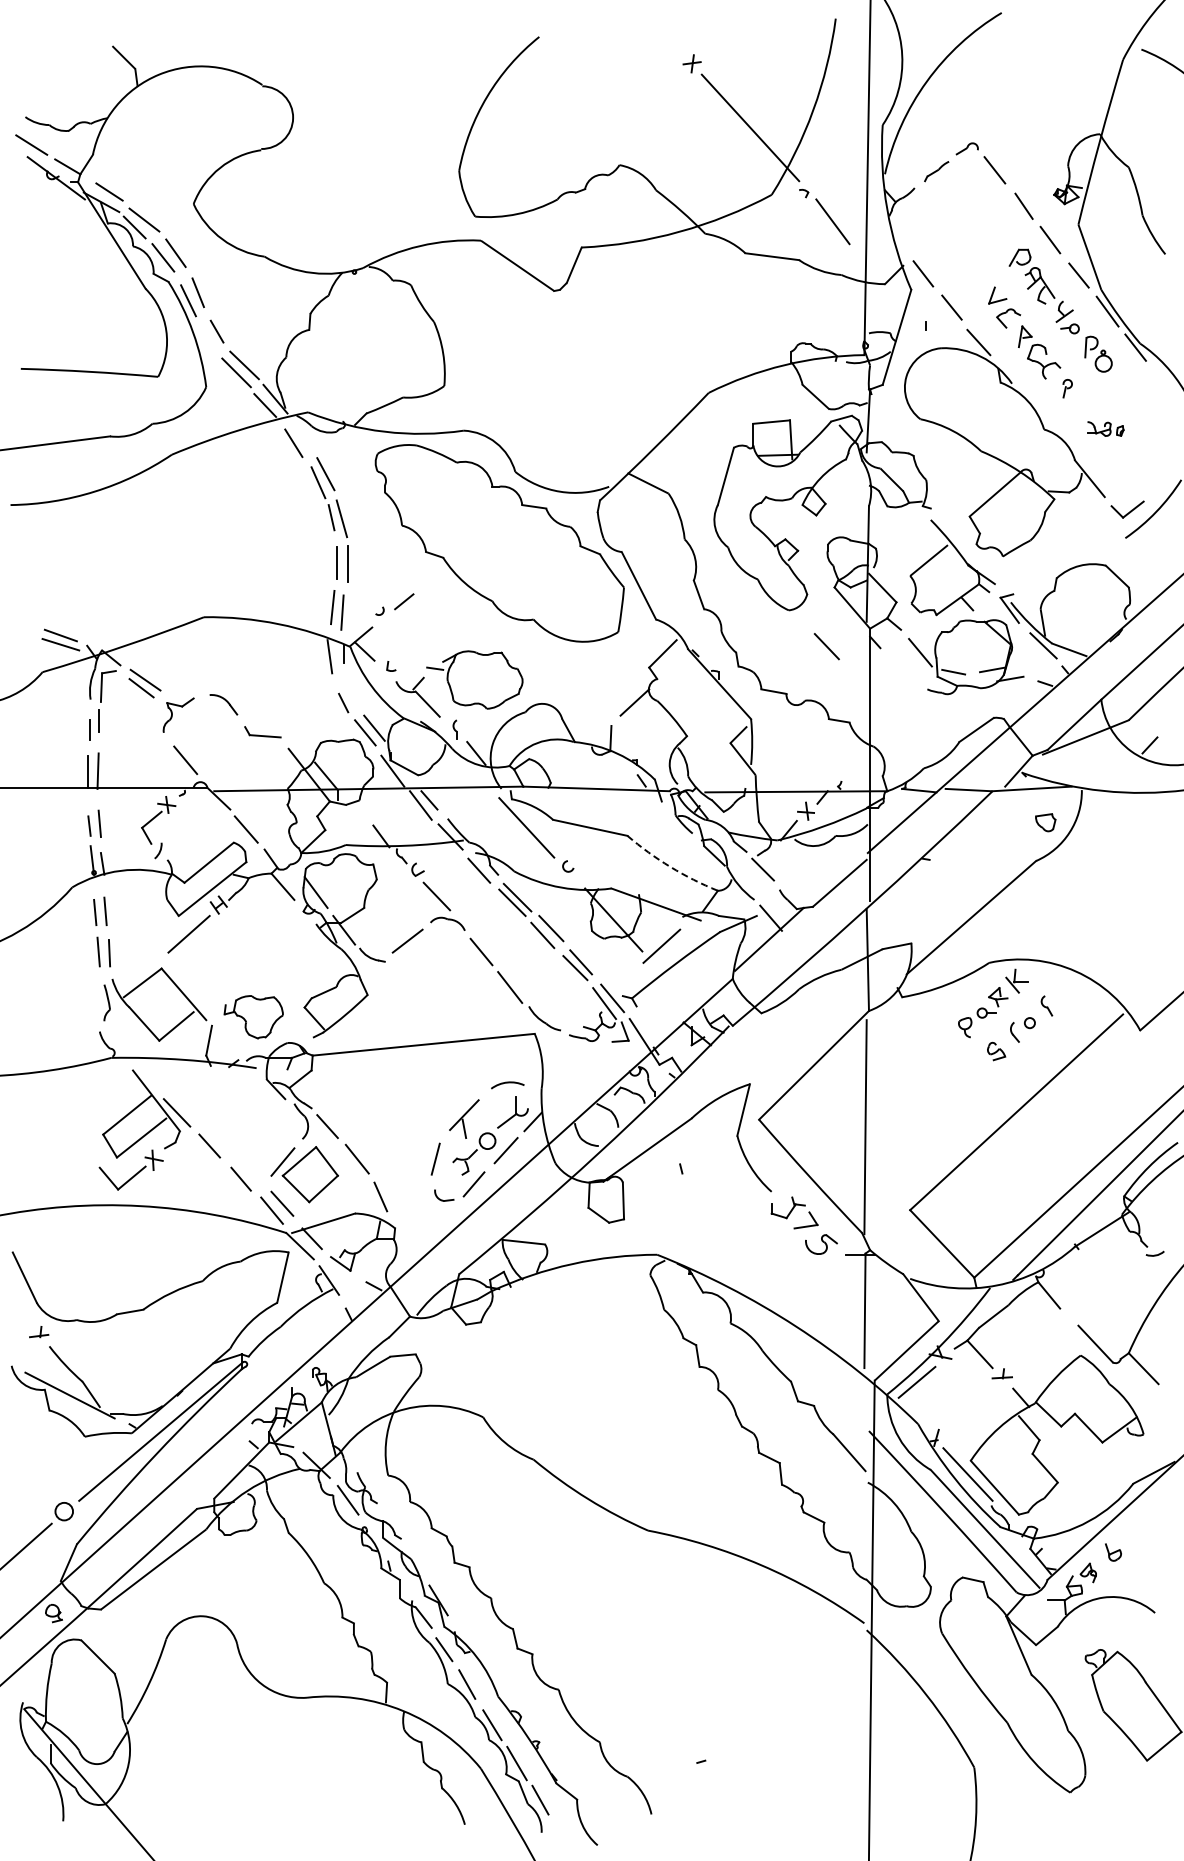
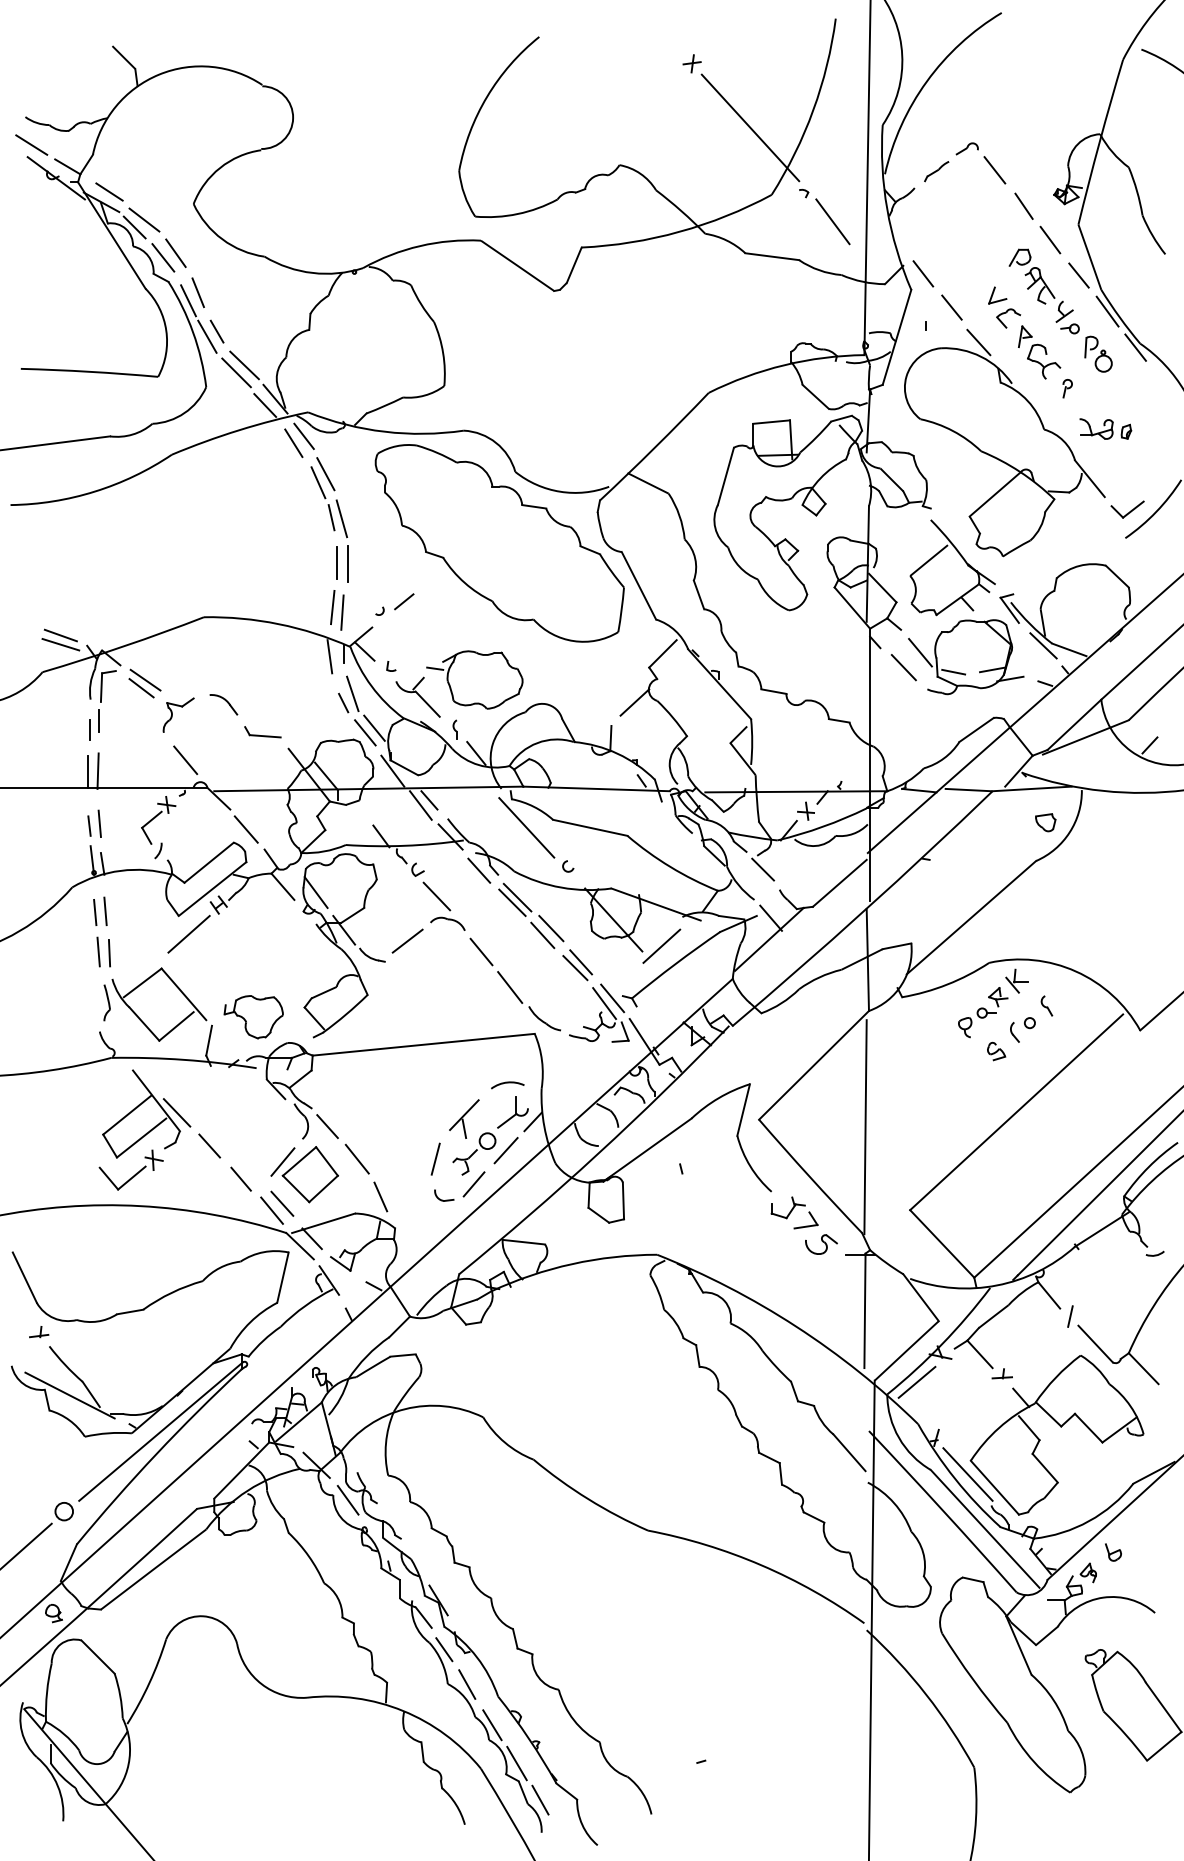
line: none -> present (207, 336)
part size: 38x16 px -> 54x22 px (1105, 428)
line: none -> present (303, 435)
line position: (826, 646) -> (903, 667) (903, 667)
line: none -> present (352, 693)
arc: dashed -> solid (670, 866)
line: none -> present (1070, 1316)
